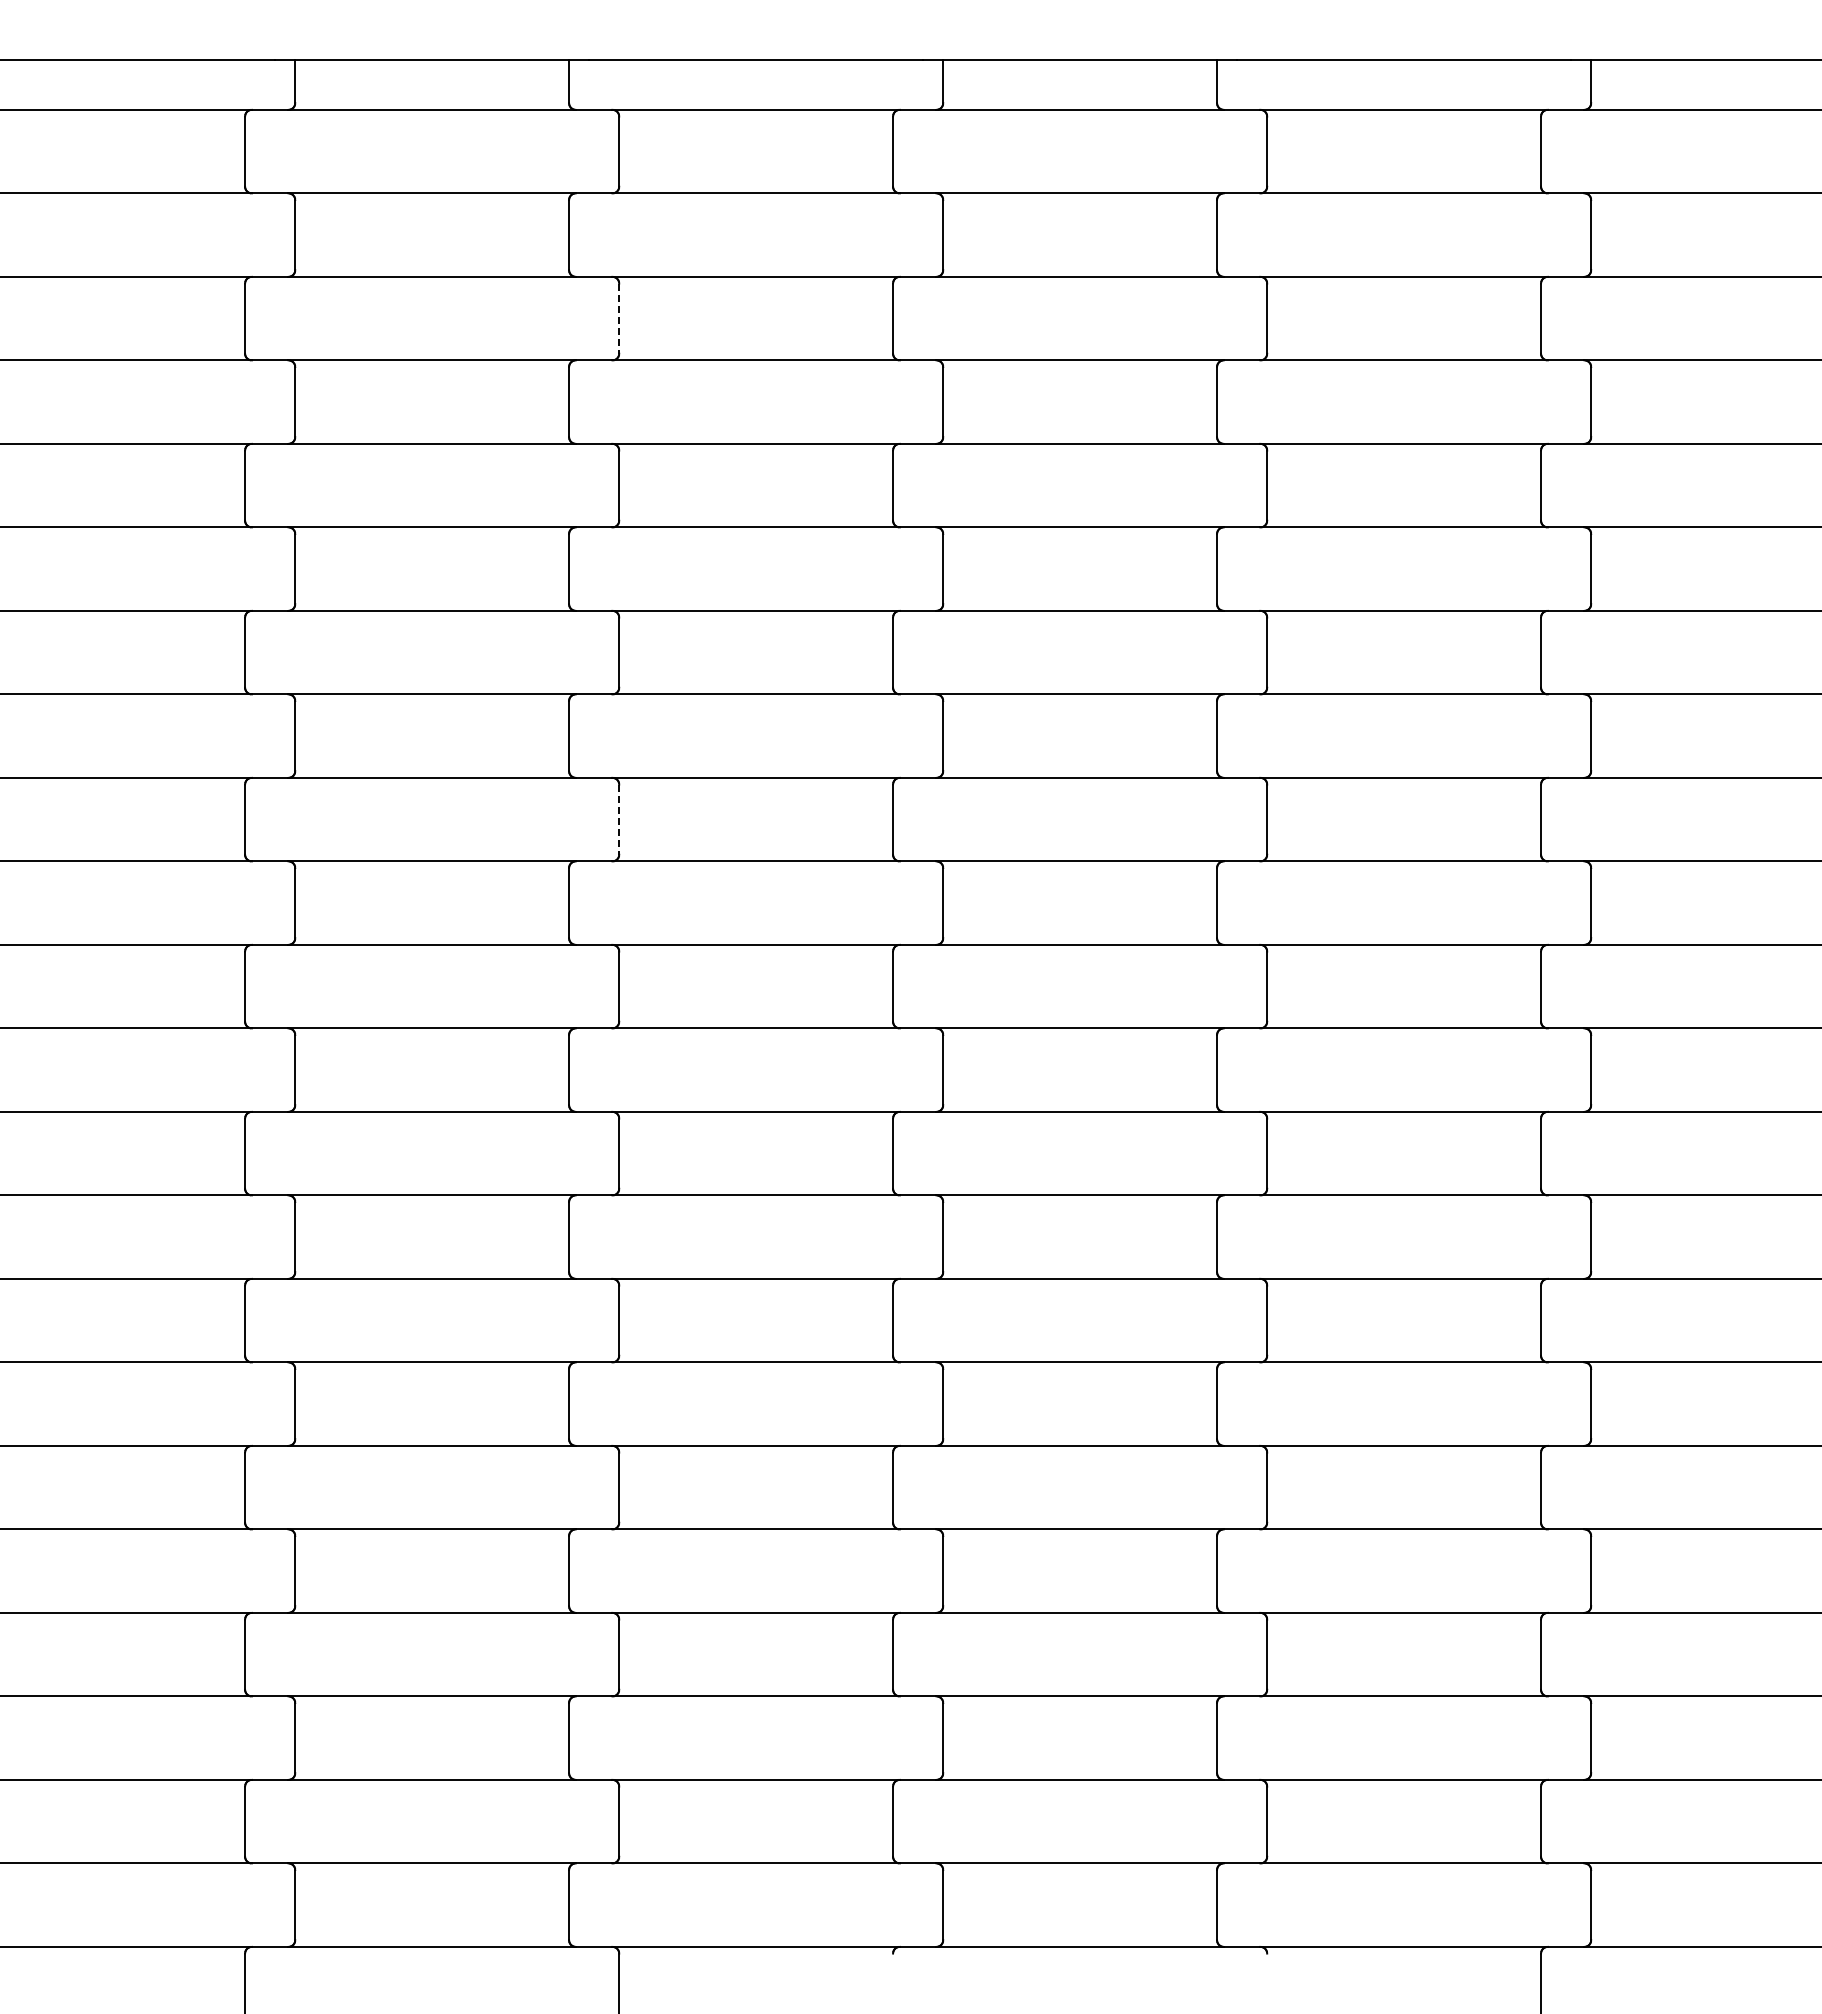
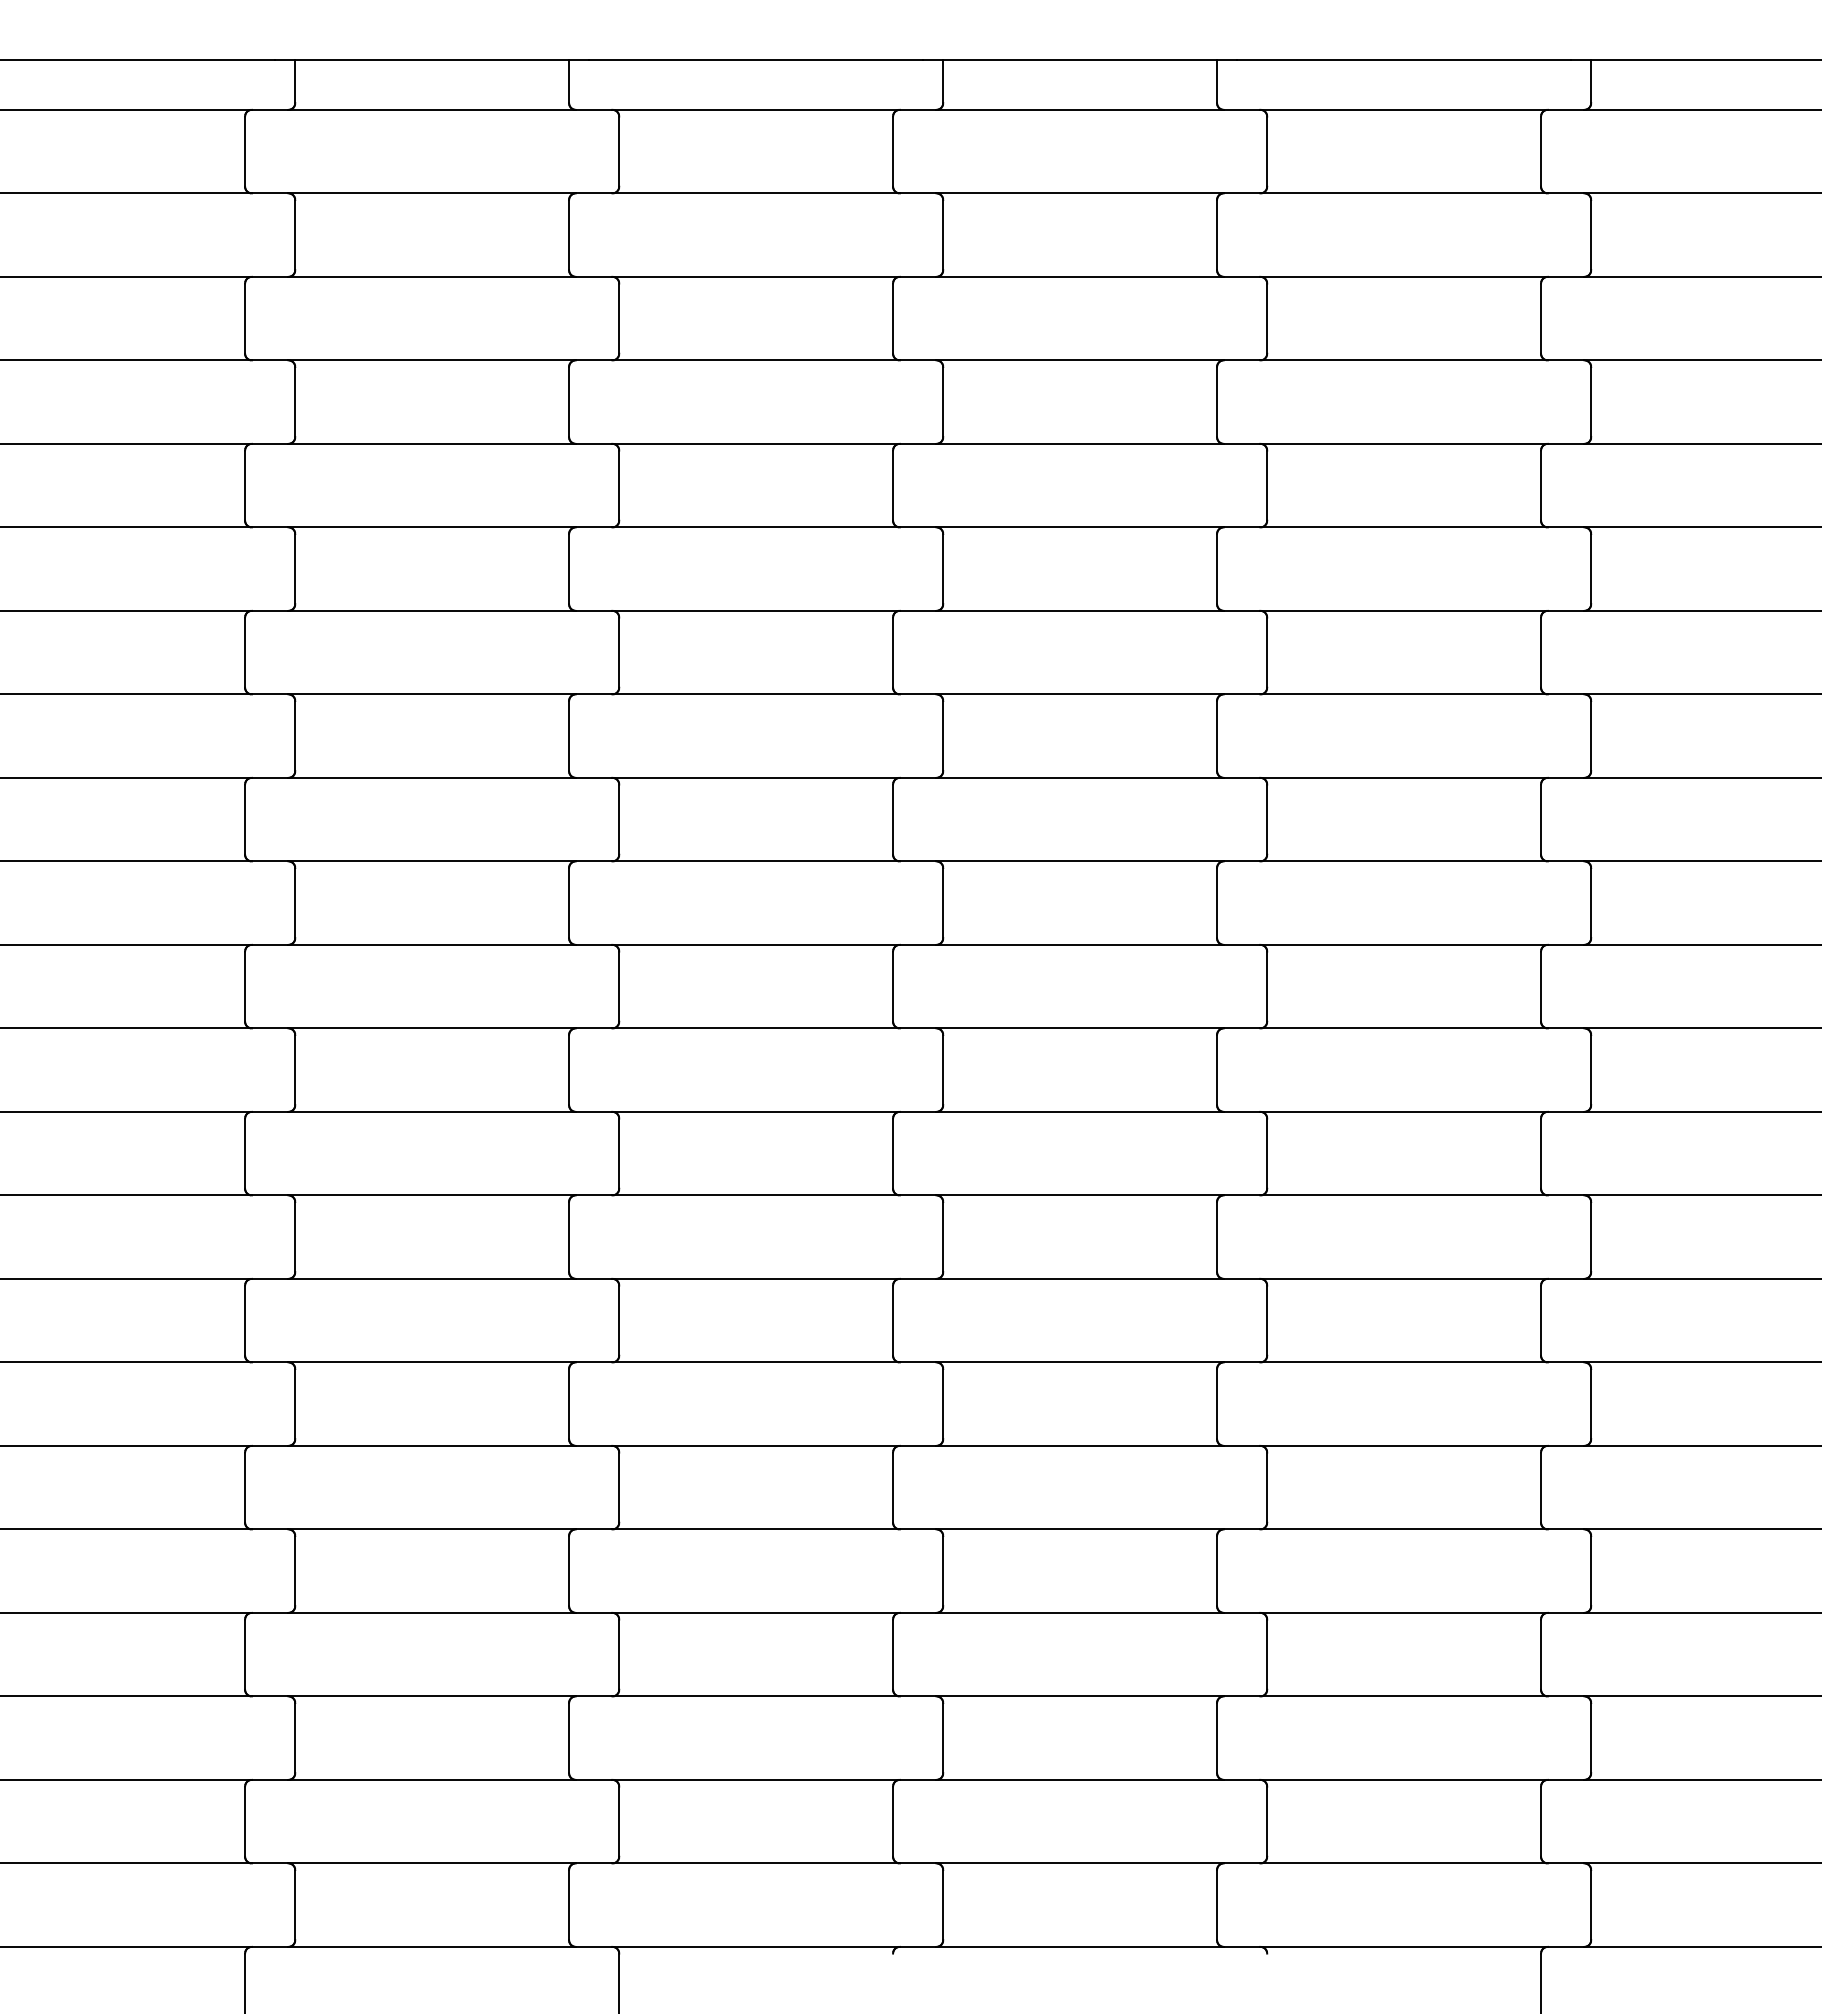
line: dashed -> solid (619, 319)
line: dashed -> solid (619, 820)
